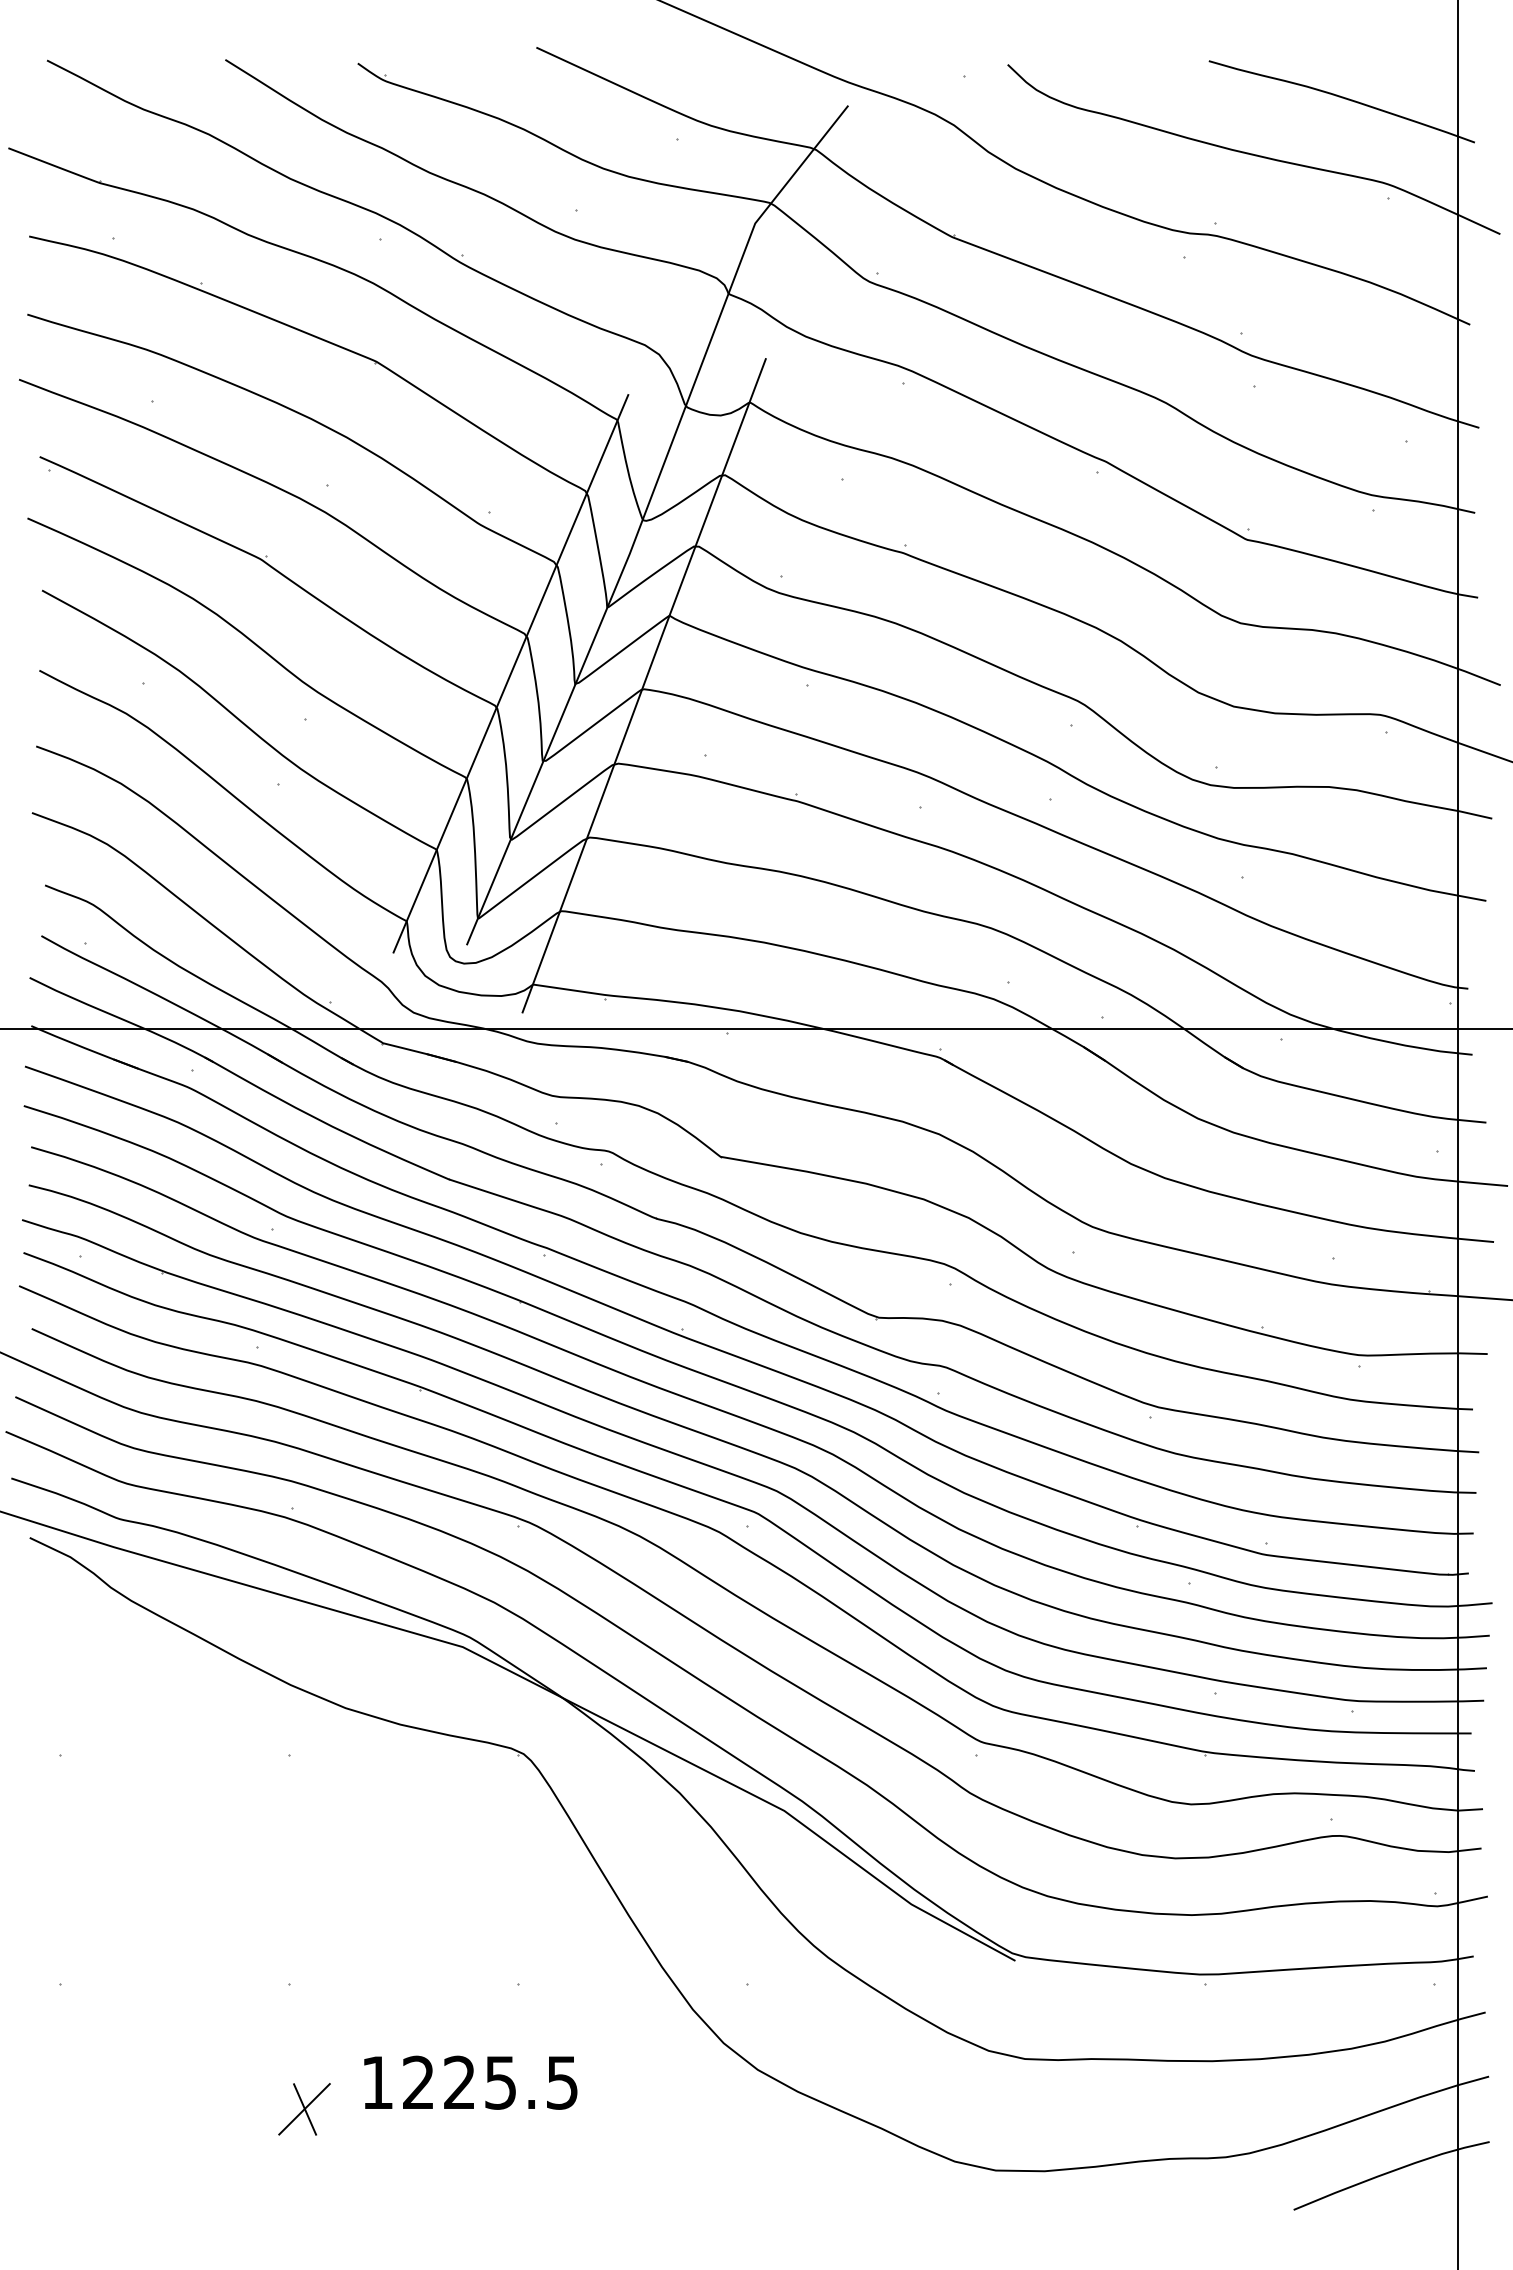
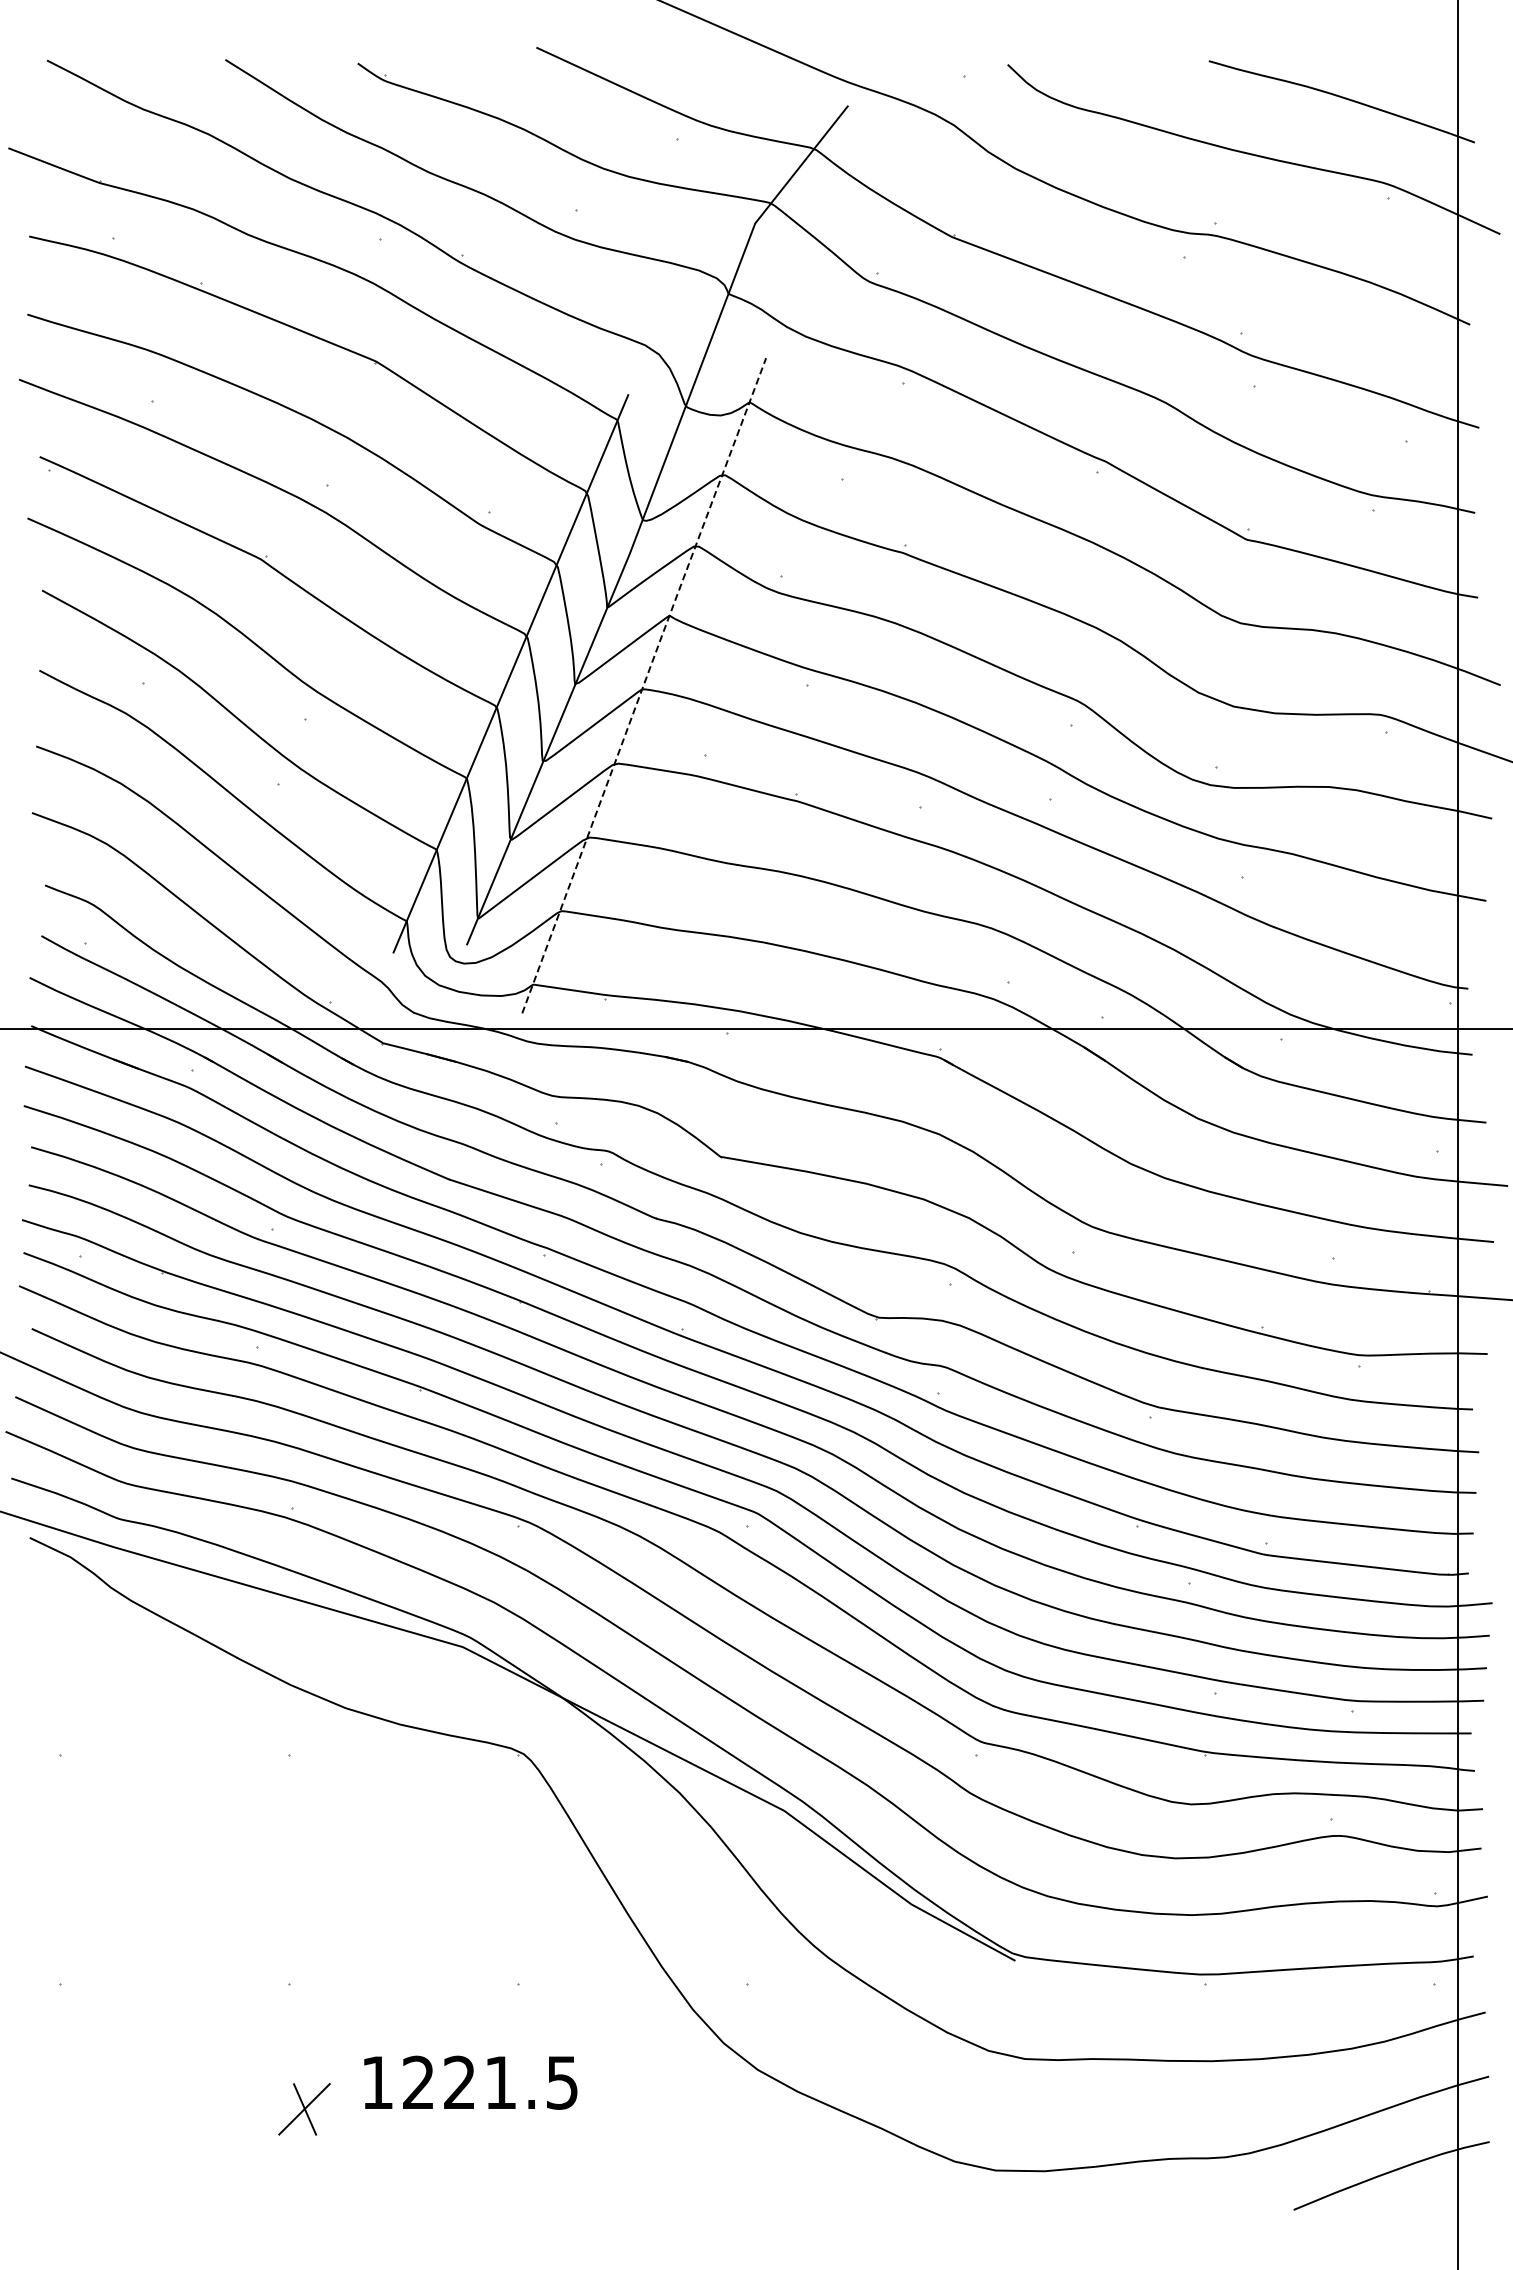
line: solid -> dashed (643, 684)
text: 1225.5 -> 1221.5 (500, 2082)
